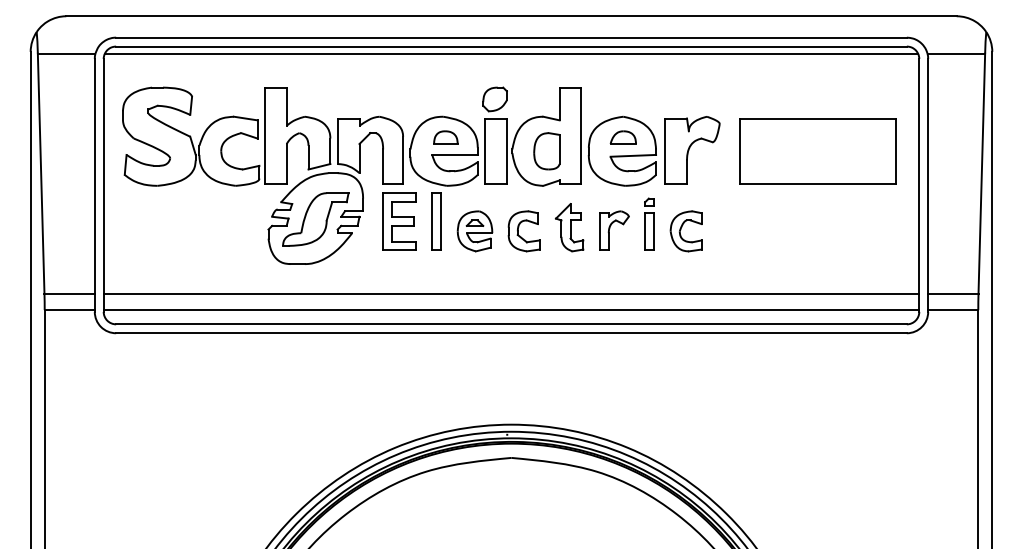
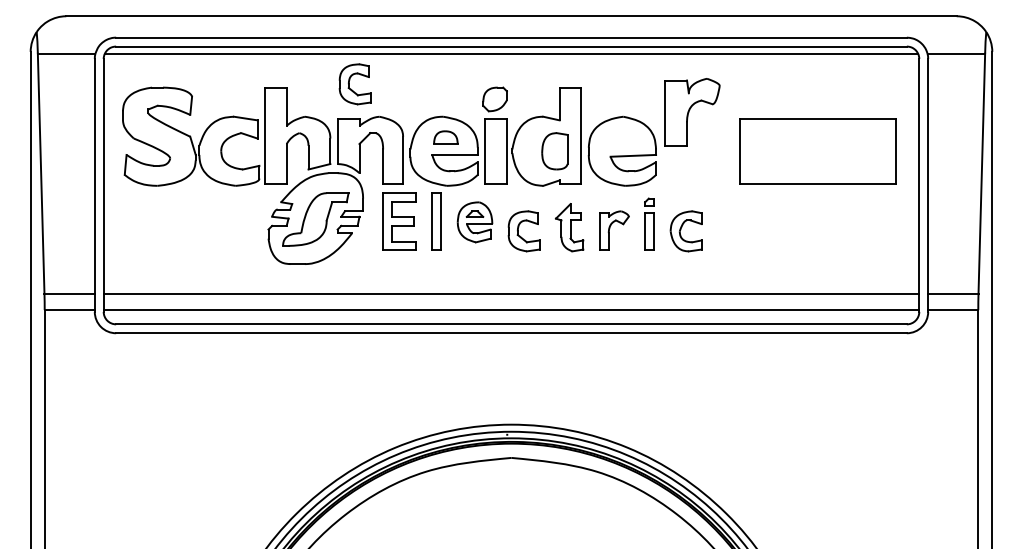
part: none -> present (354, 84)
part: present -> none (622, 137)
part position: (692, 150) -> (692, 112) (692, 112)
part position: (546, 151) -> (554, 151) (554, 151)
part position: (474, 231) -> (474, 222) (474, 222)
